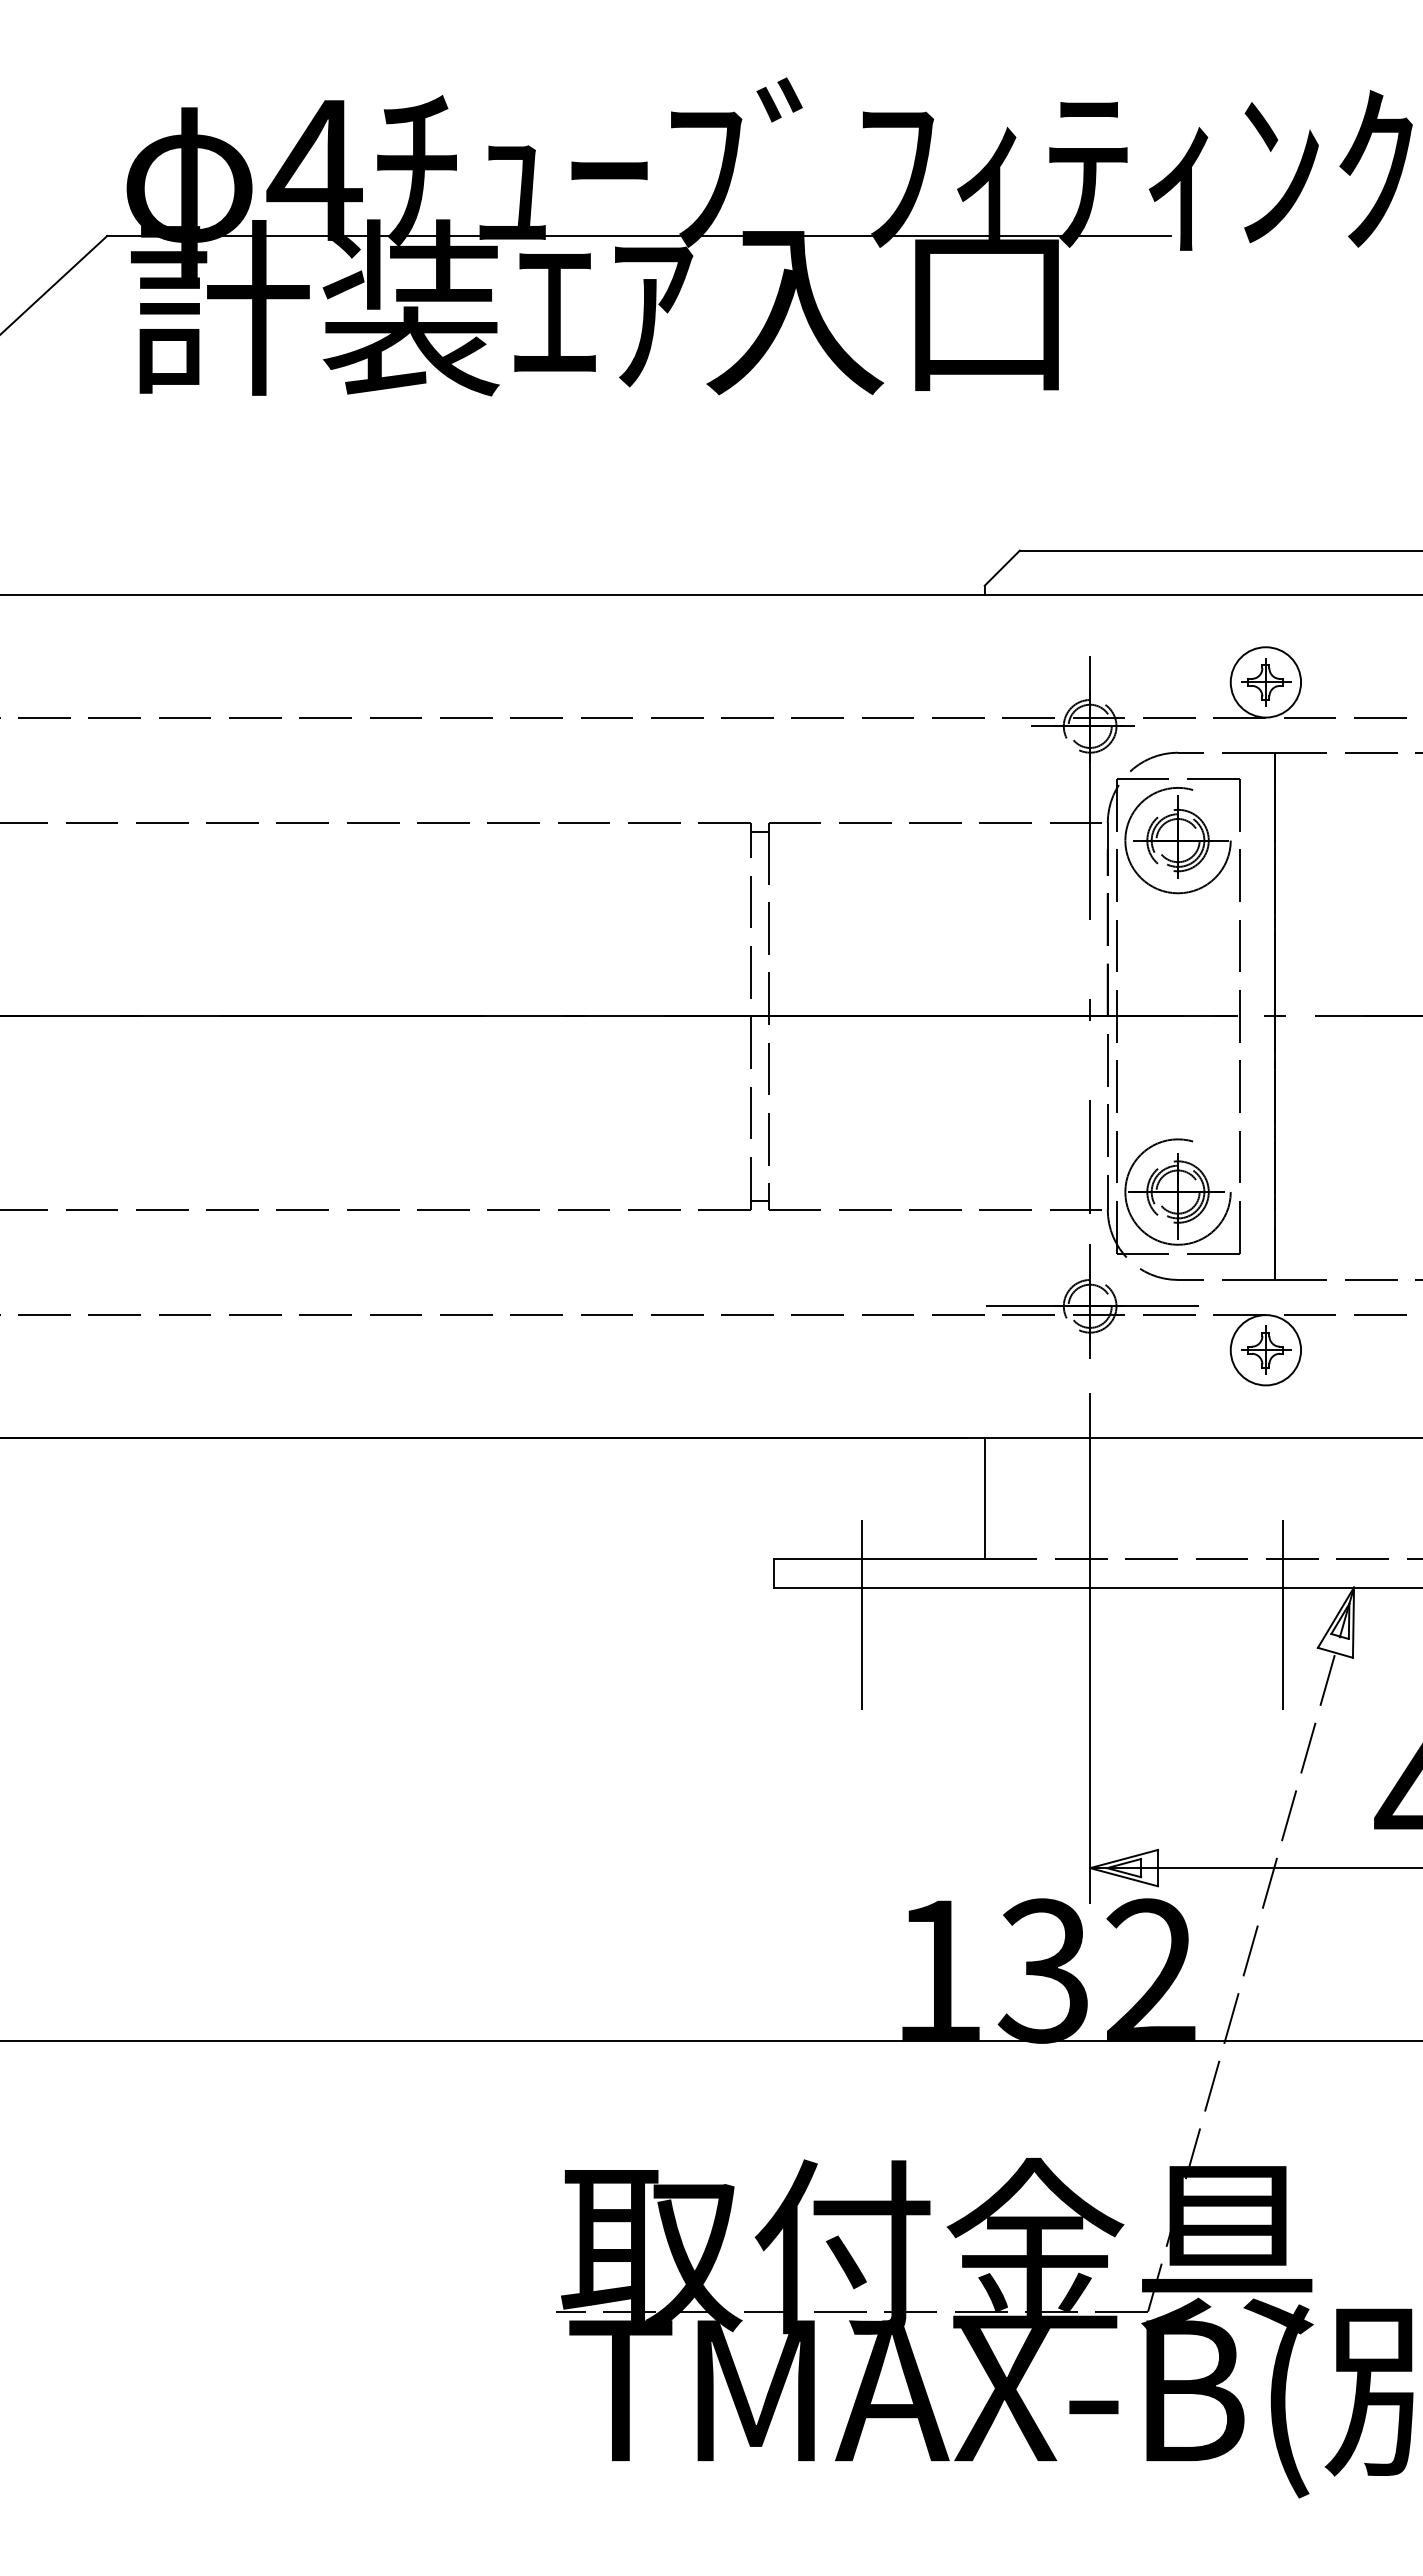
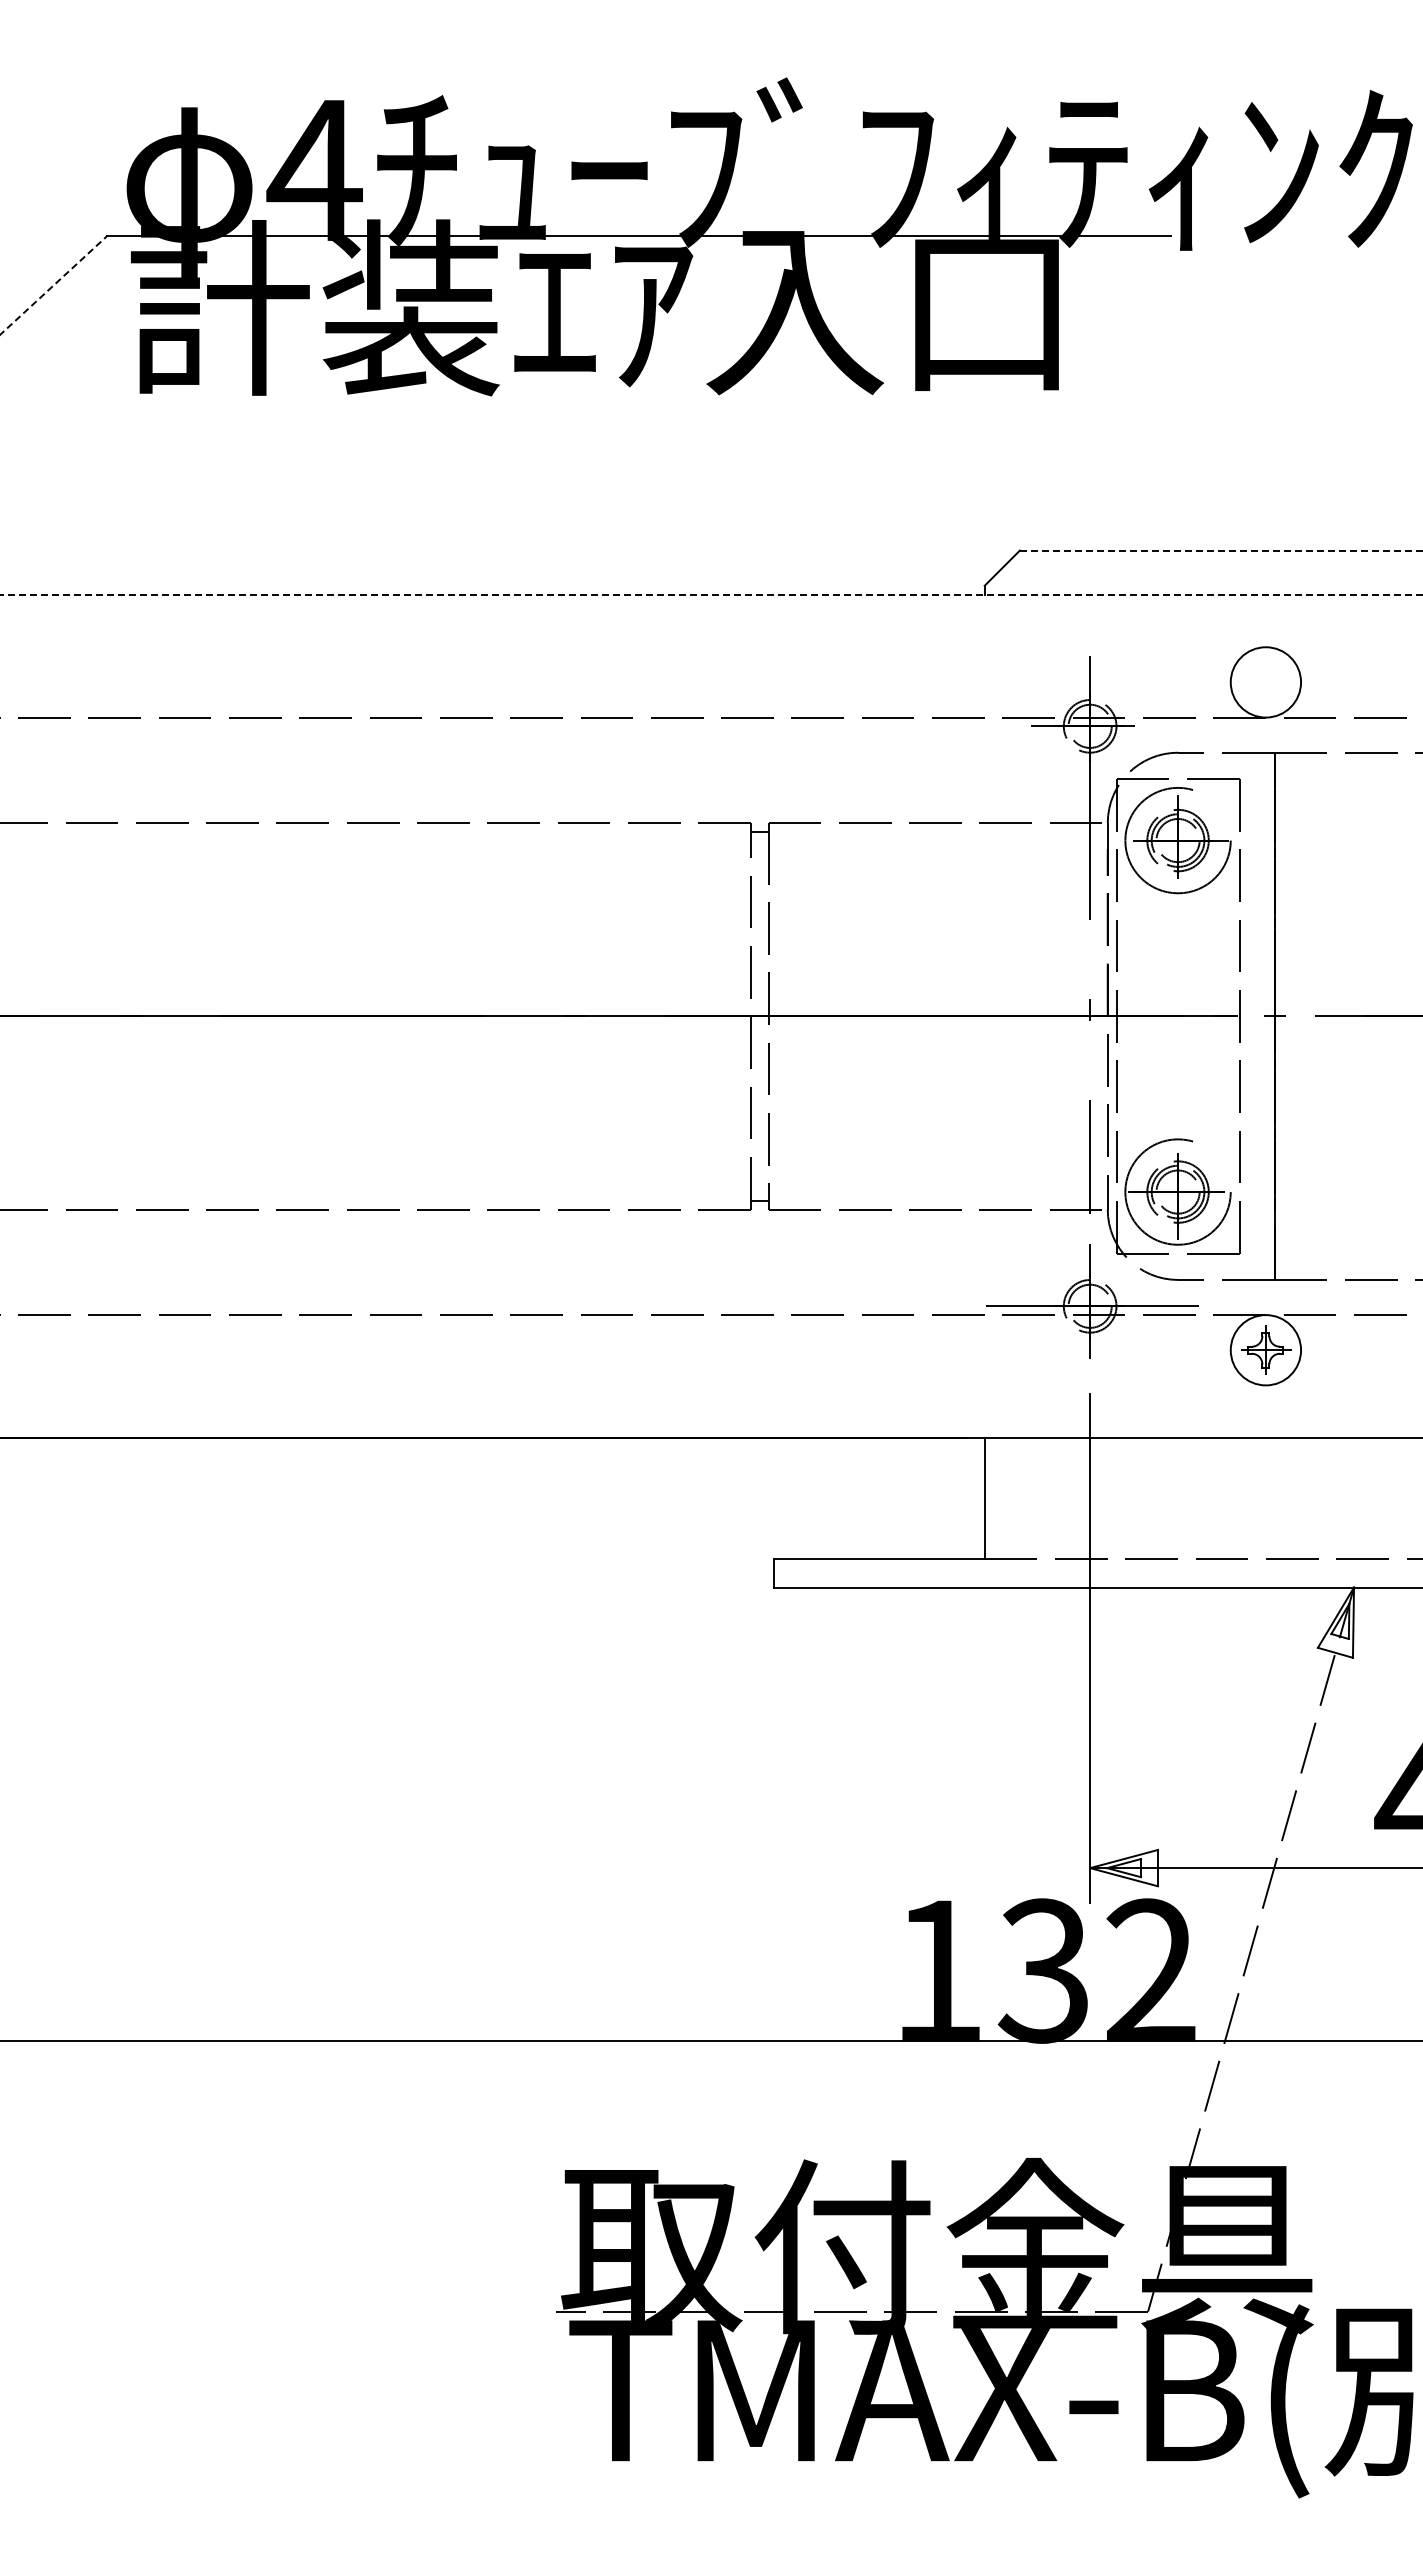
line: solid -> dashed (53, 285)
line: solid -> dashed (1221, 550)
line: solid -> dashed (711, 594)
part: present -> none (1266, 682)
line: present -> none (861, 1614)
line: present -> none (1283, 1614)
